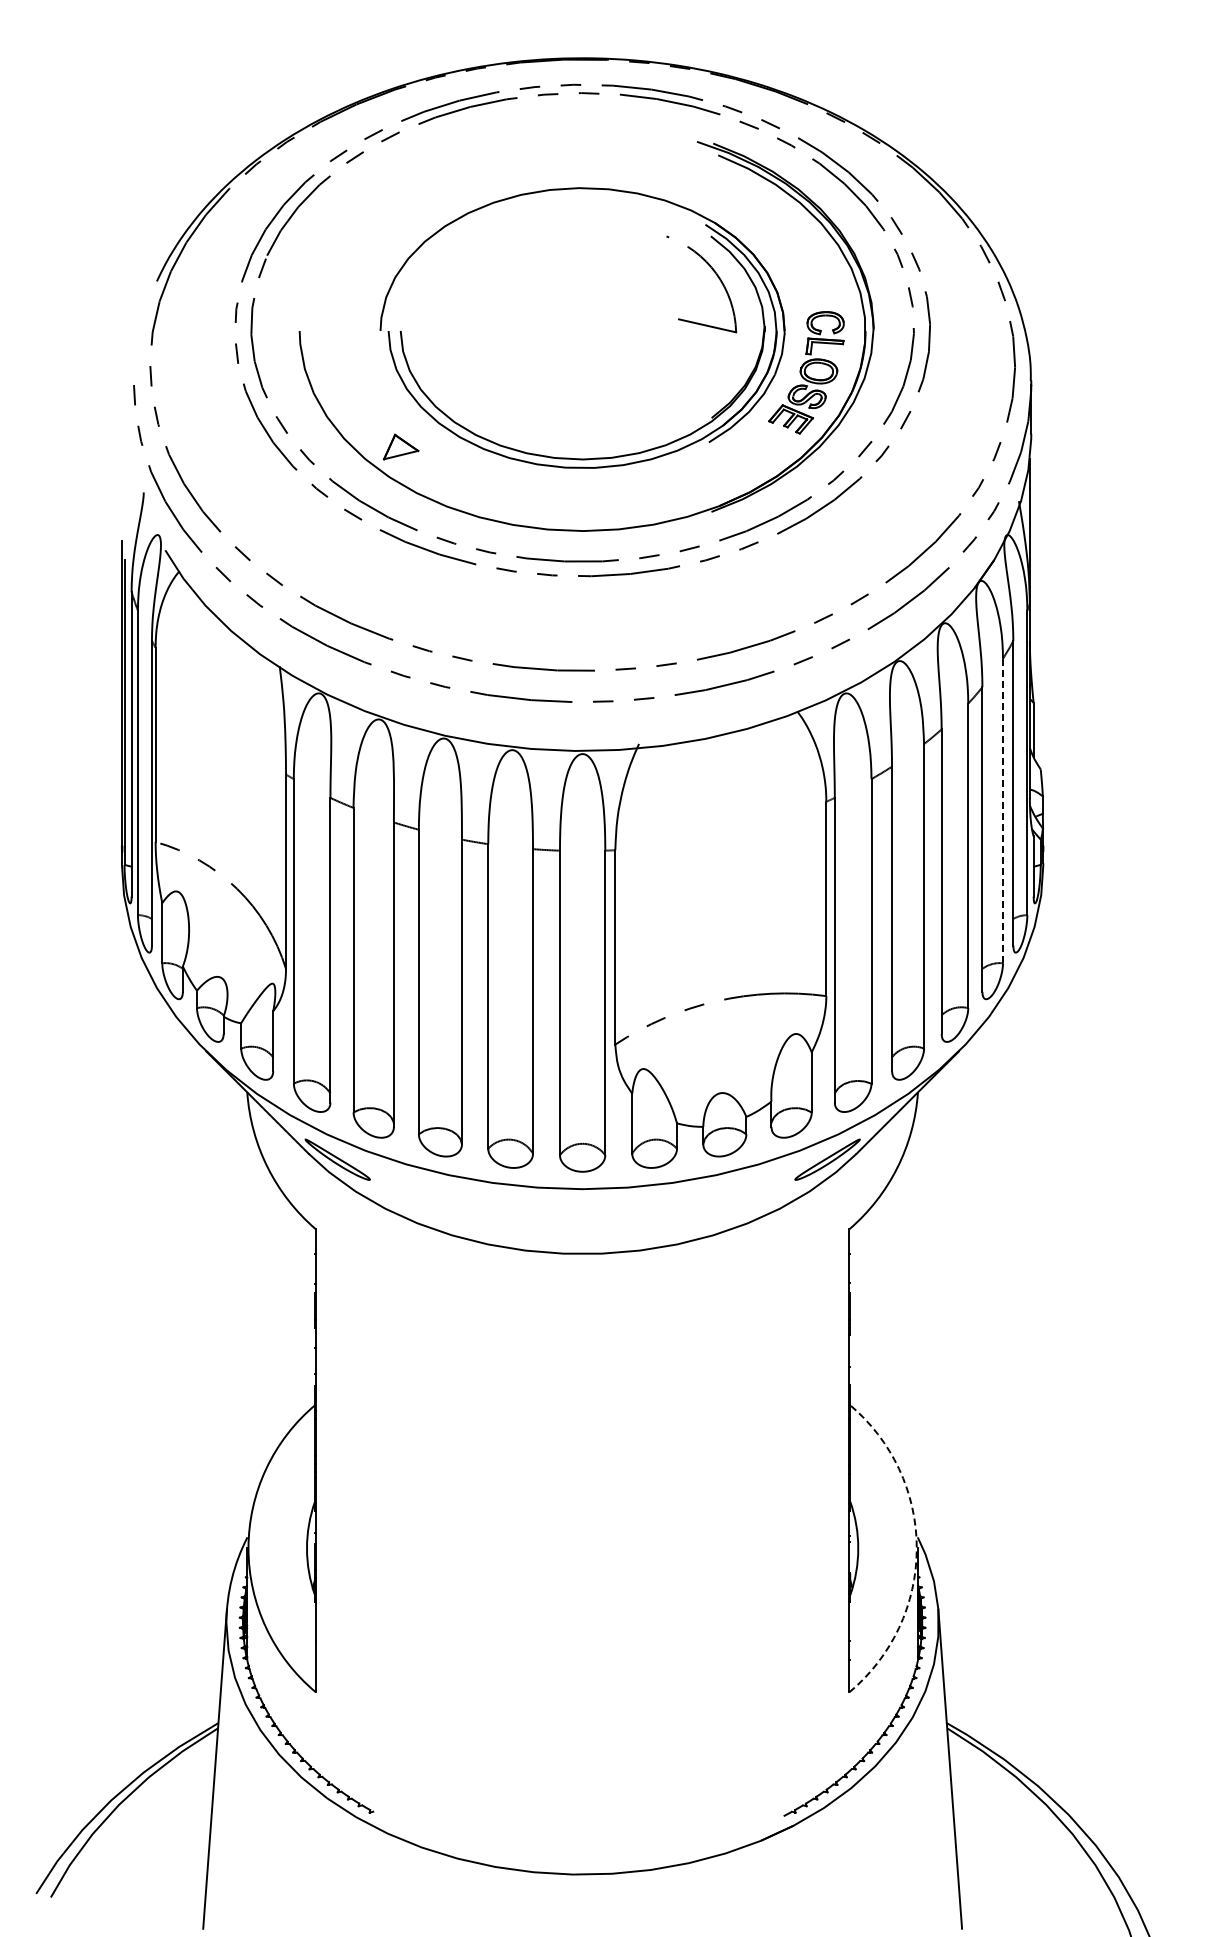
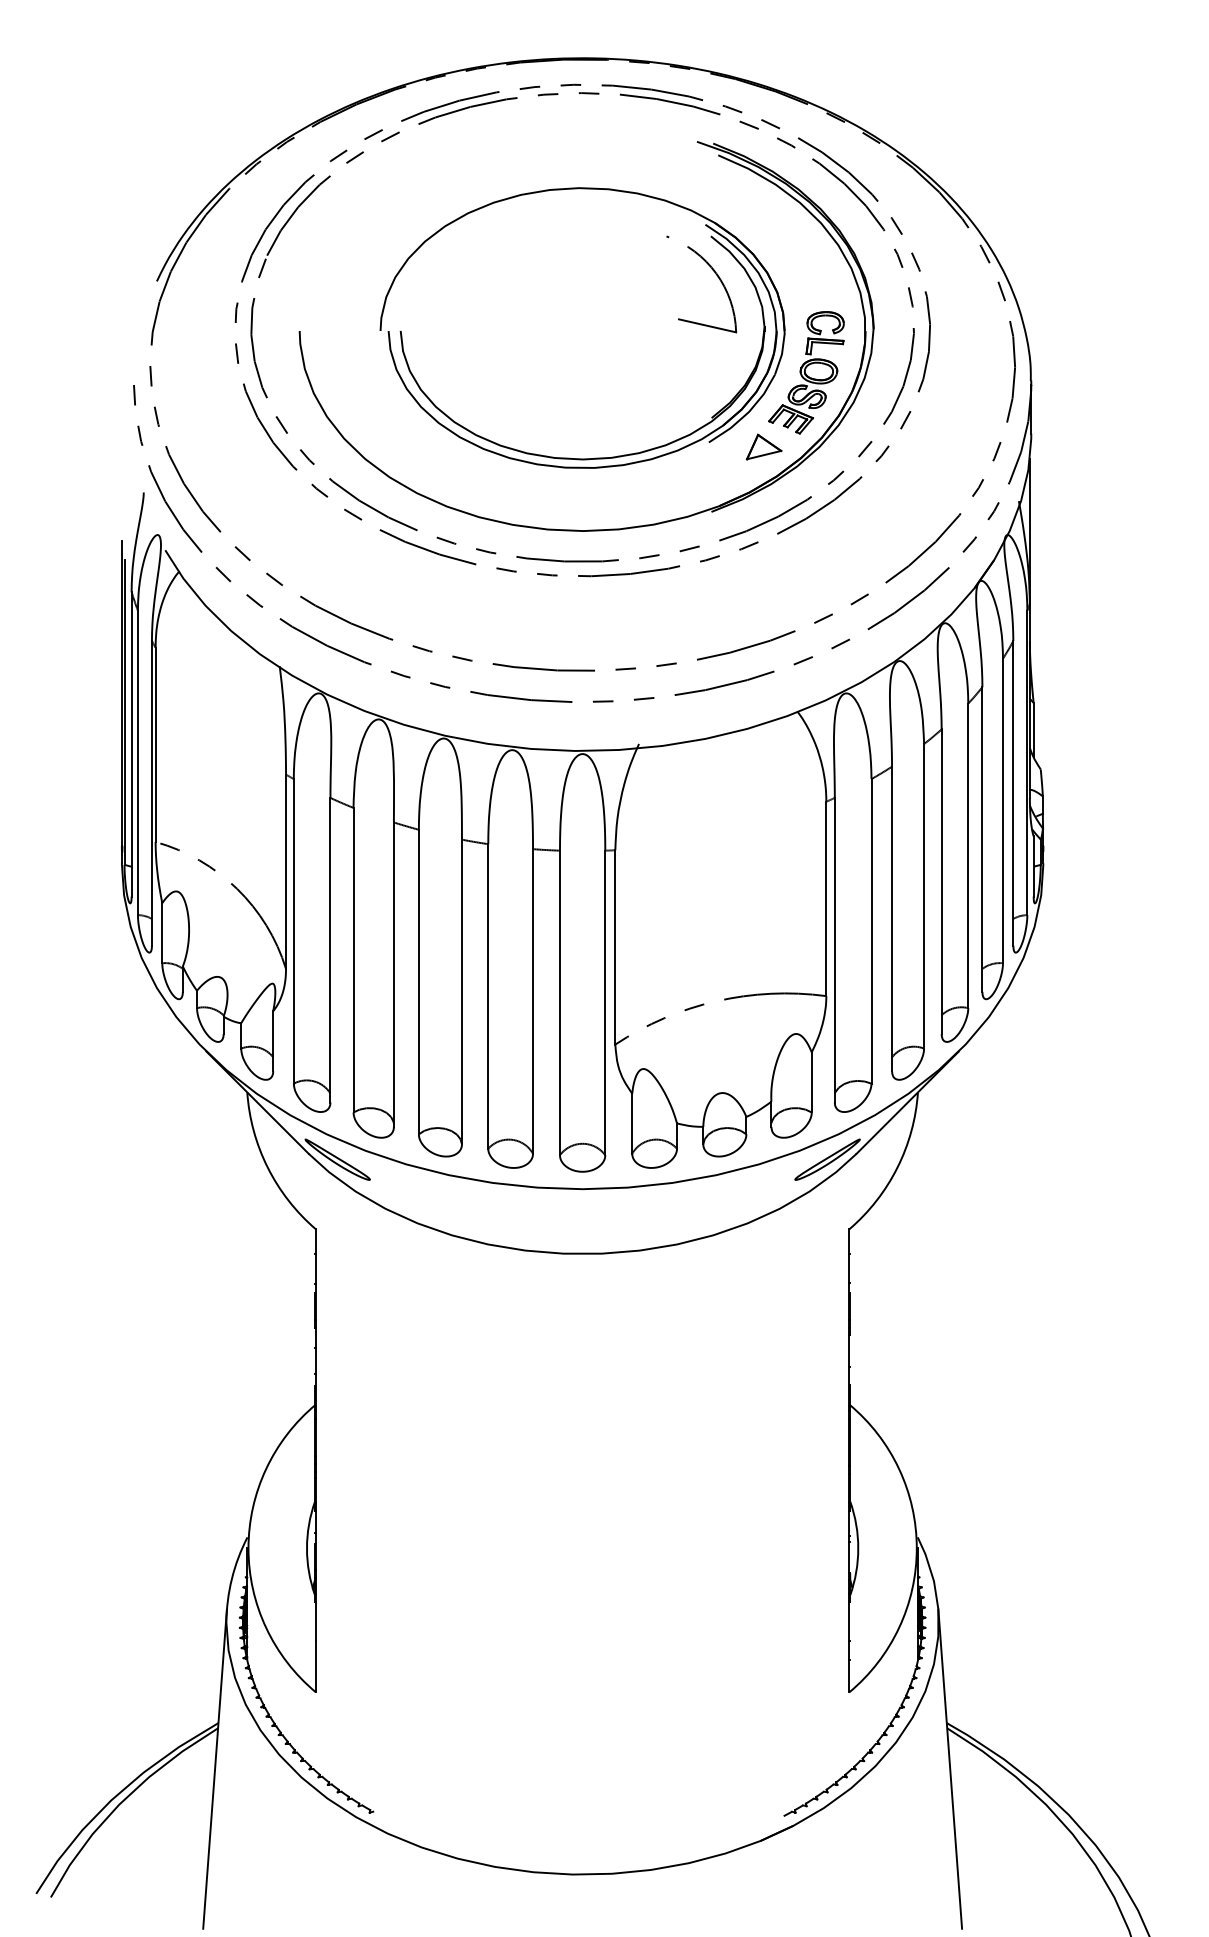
part position: (401, 446) -> (764, 446) (764, 446)
line: dashed -> solid (1003, 811)
arc: dashed -> solid (916, 1548)
